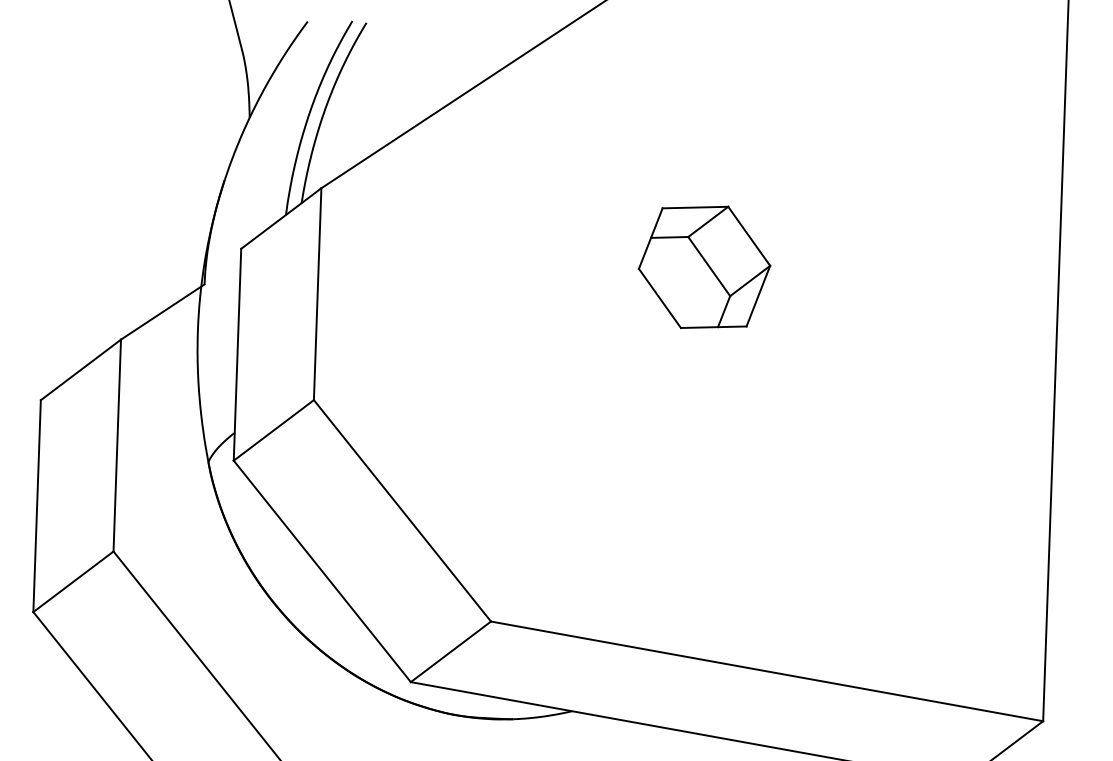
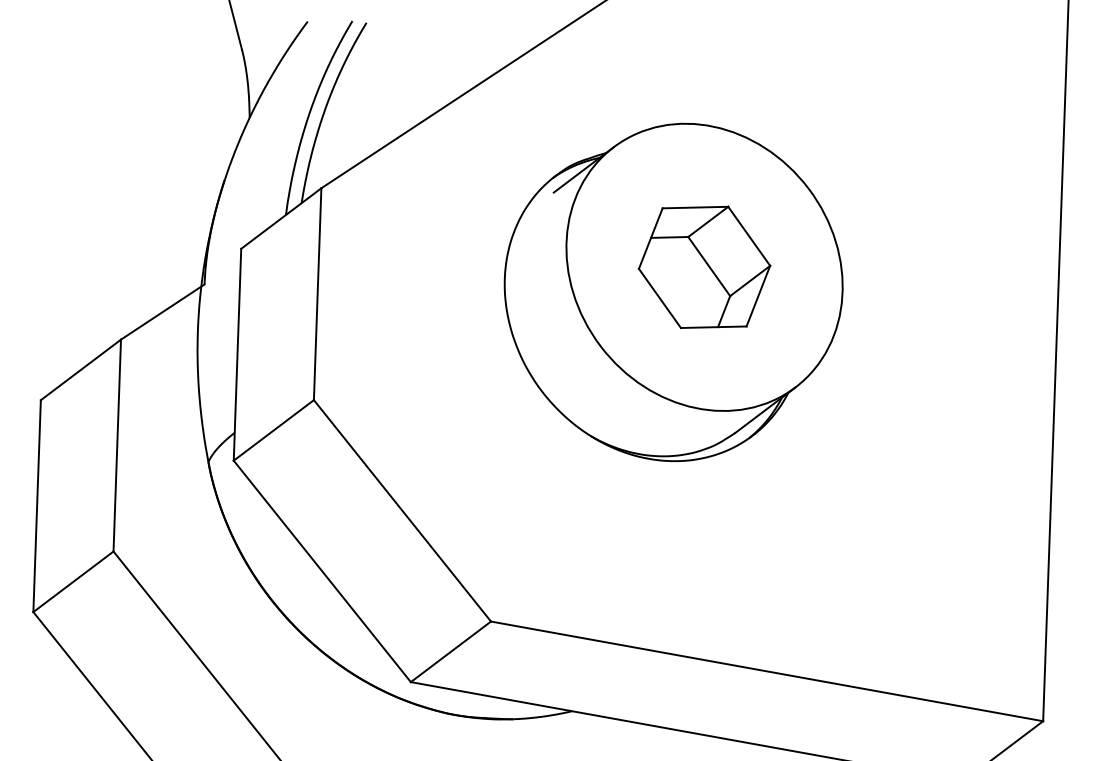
part: none -> present (673, 292)
